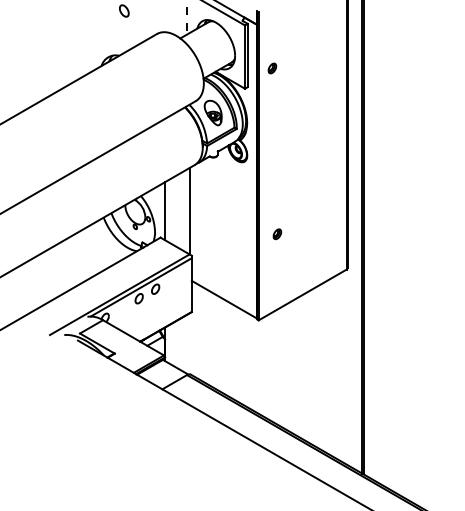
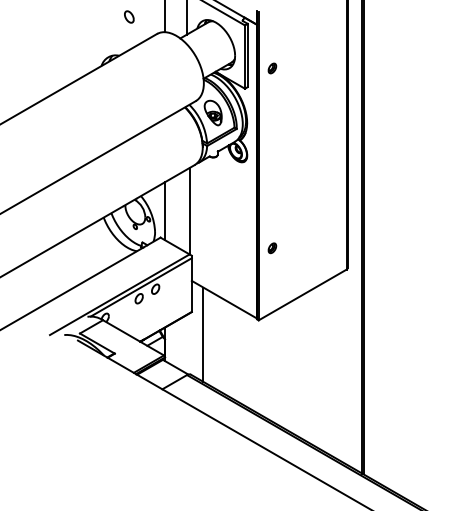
part position: (124, 10) -> (129, 16) (129, 16)
line: none -> present (164, 17)
line: dashed -> solid (186, 17)
part position: (277, 234) -> (272, 248) (272, 248)
line: none -> present (203, 334)
